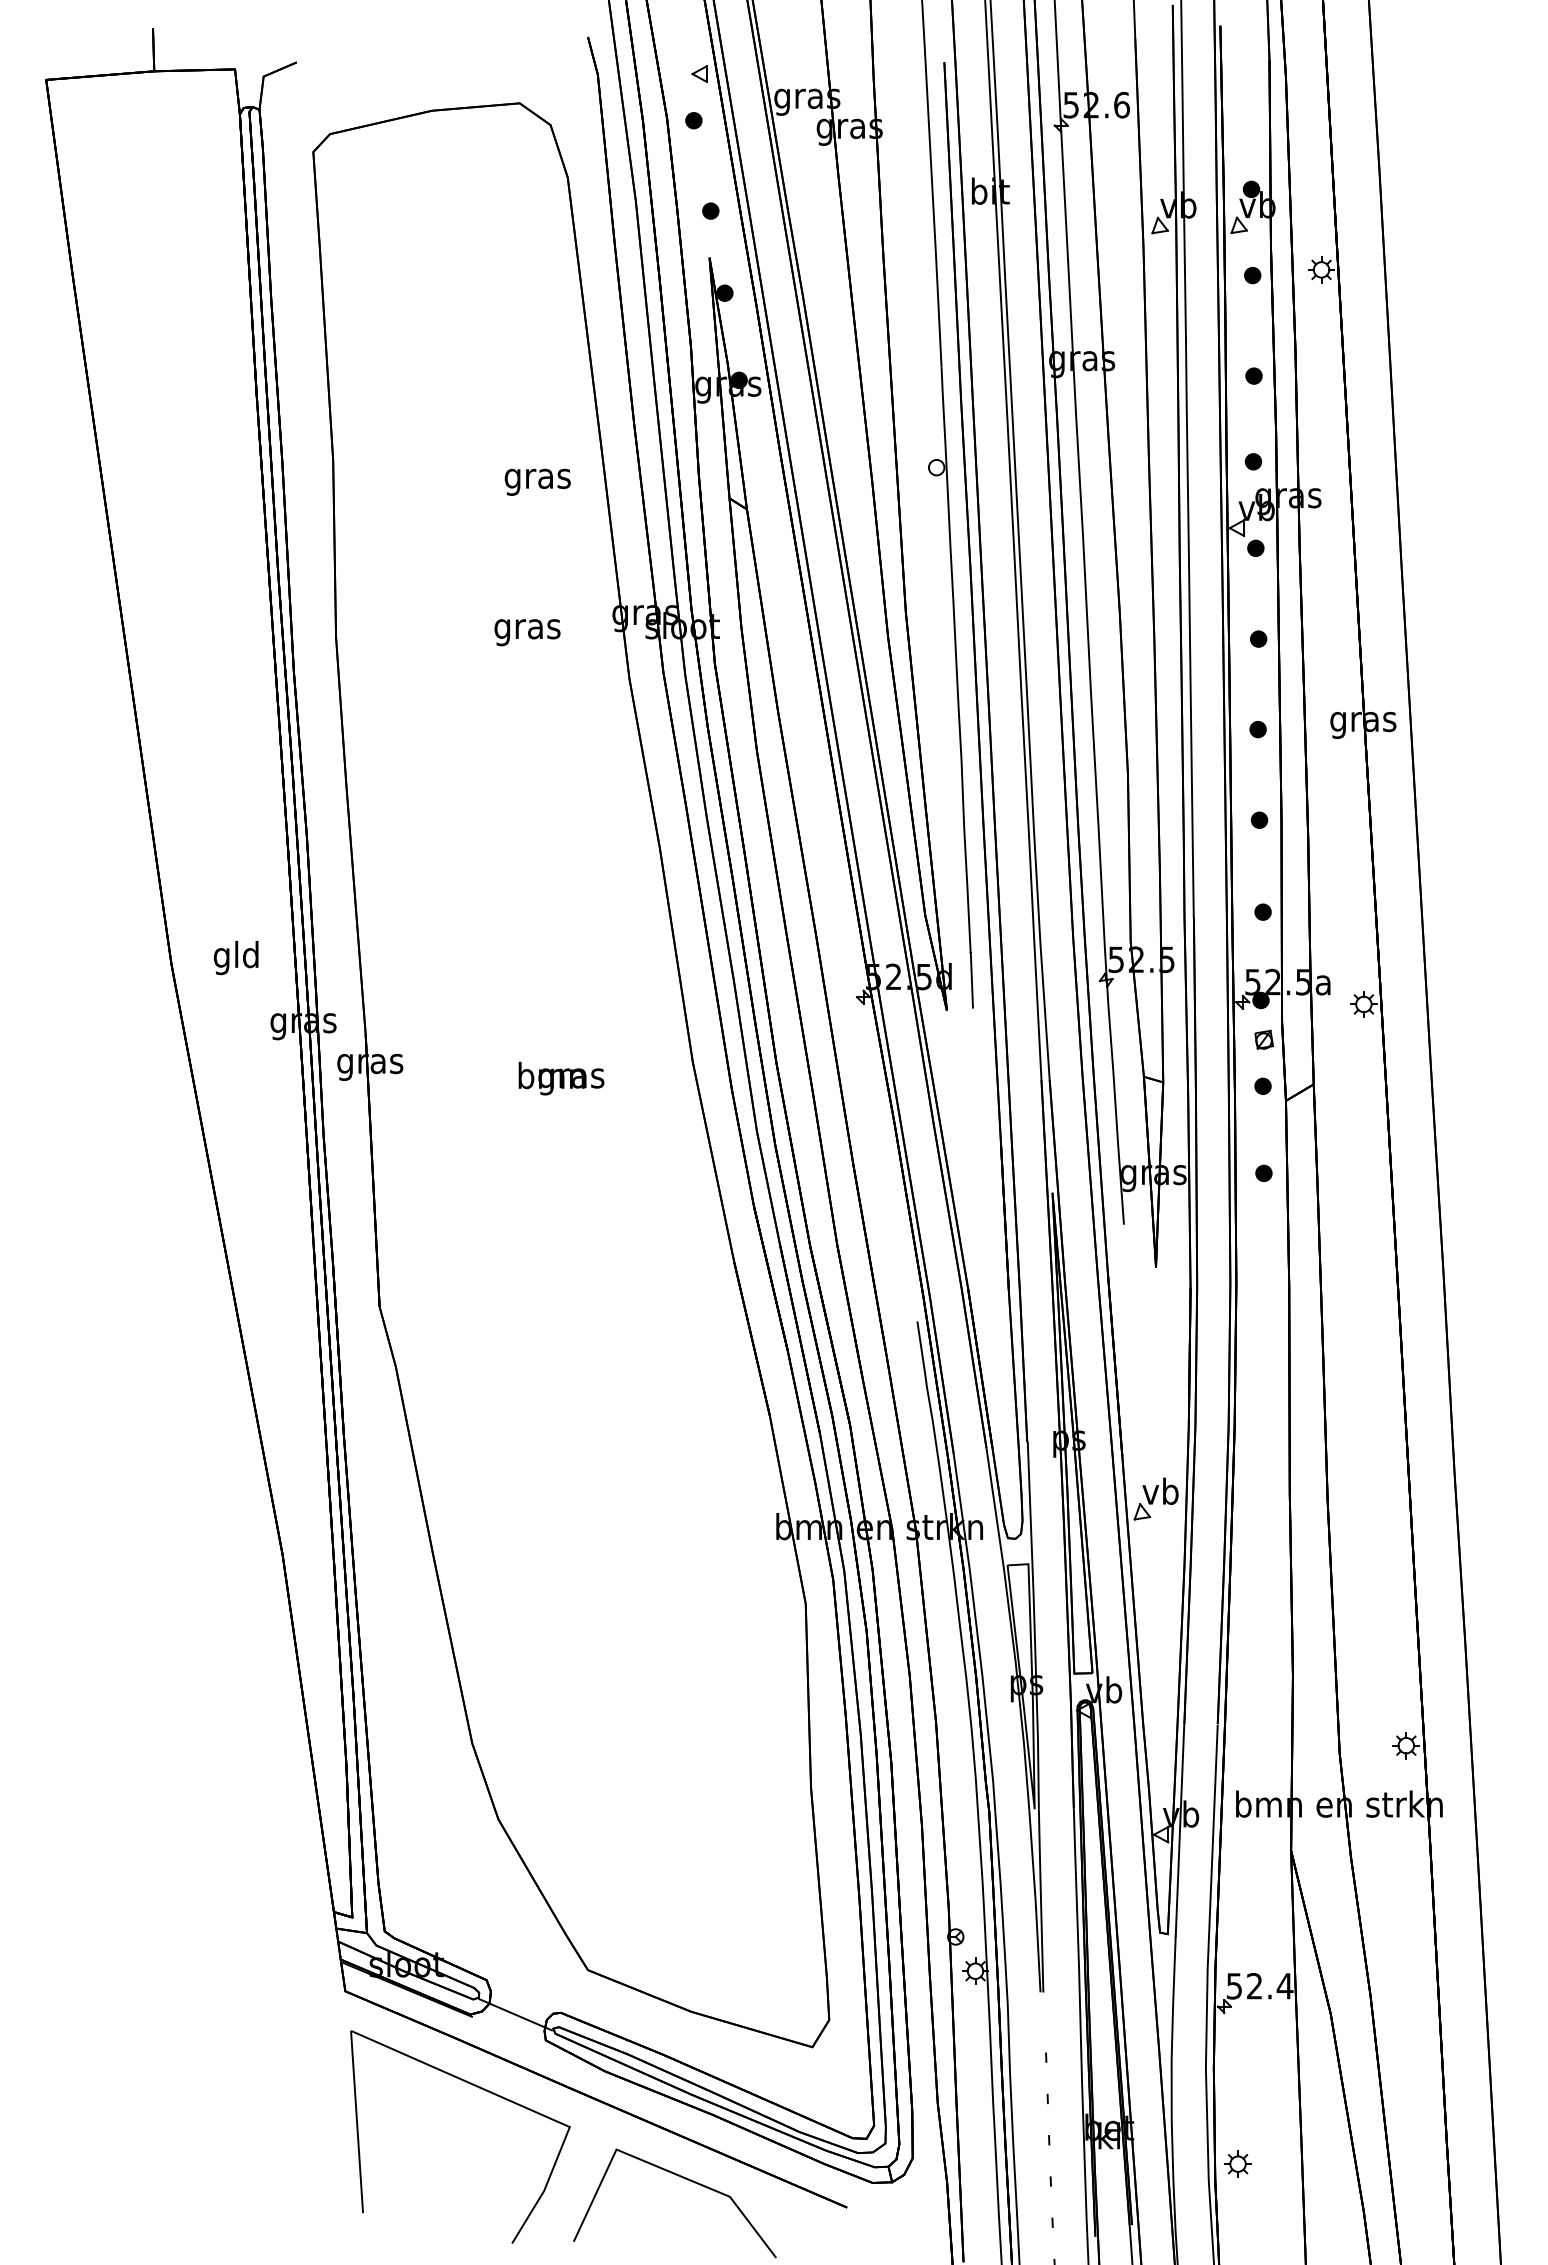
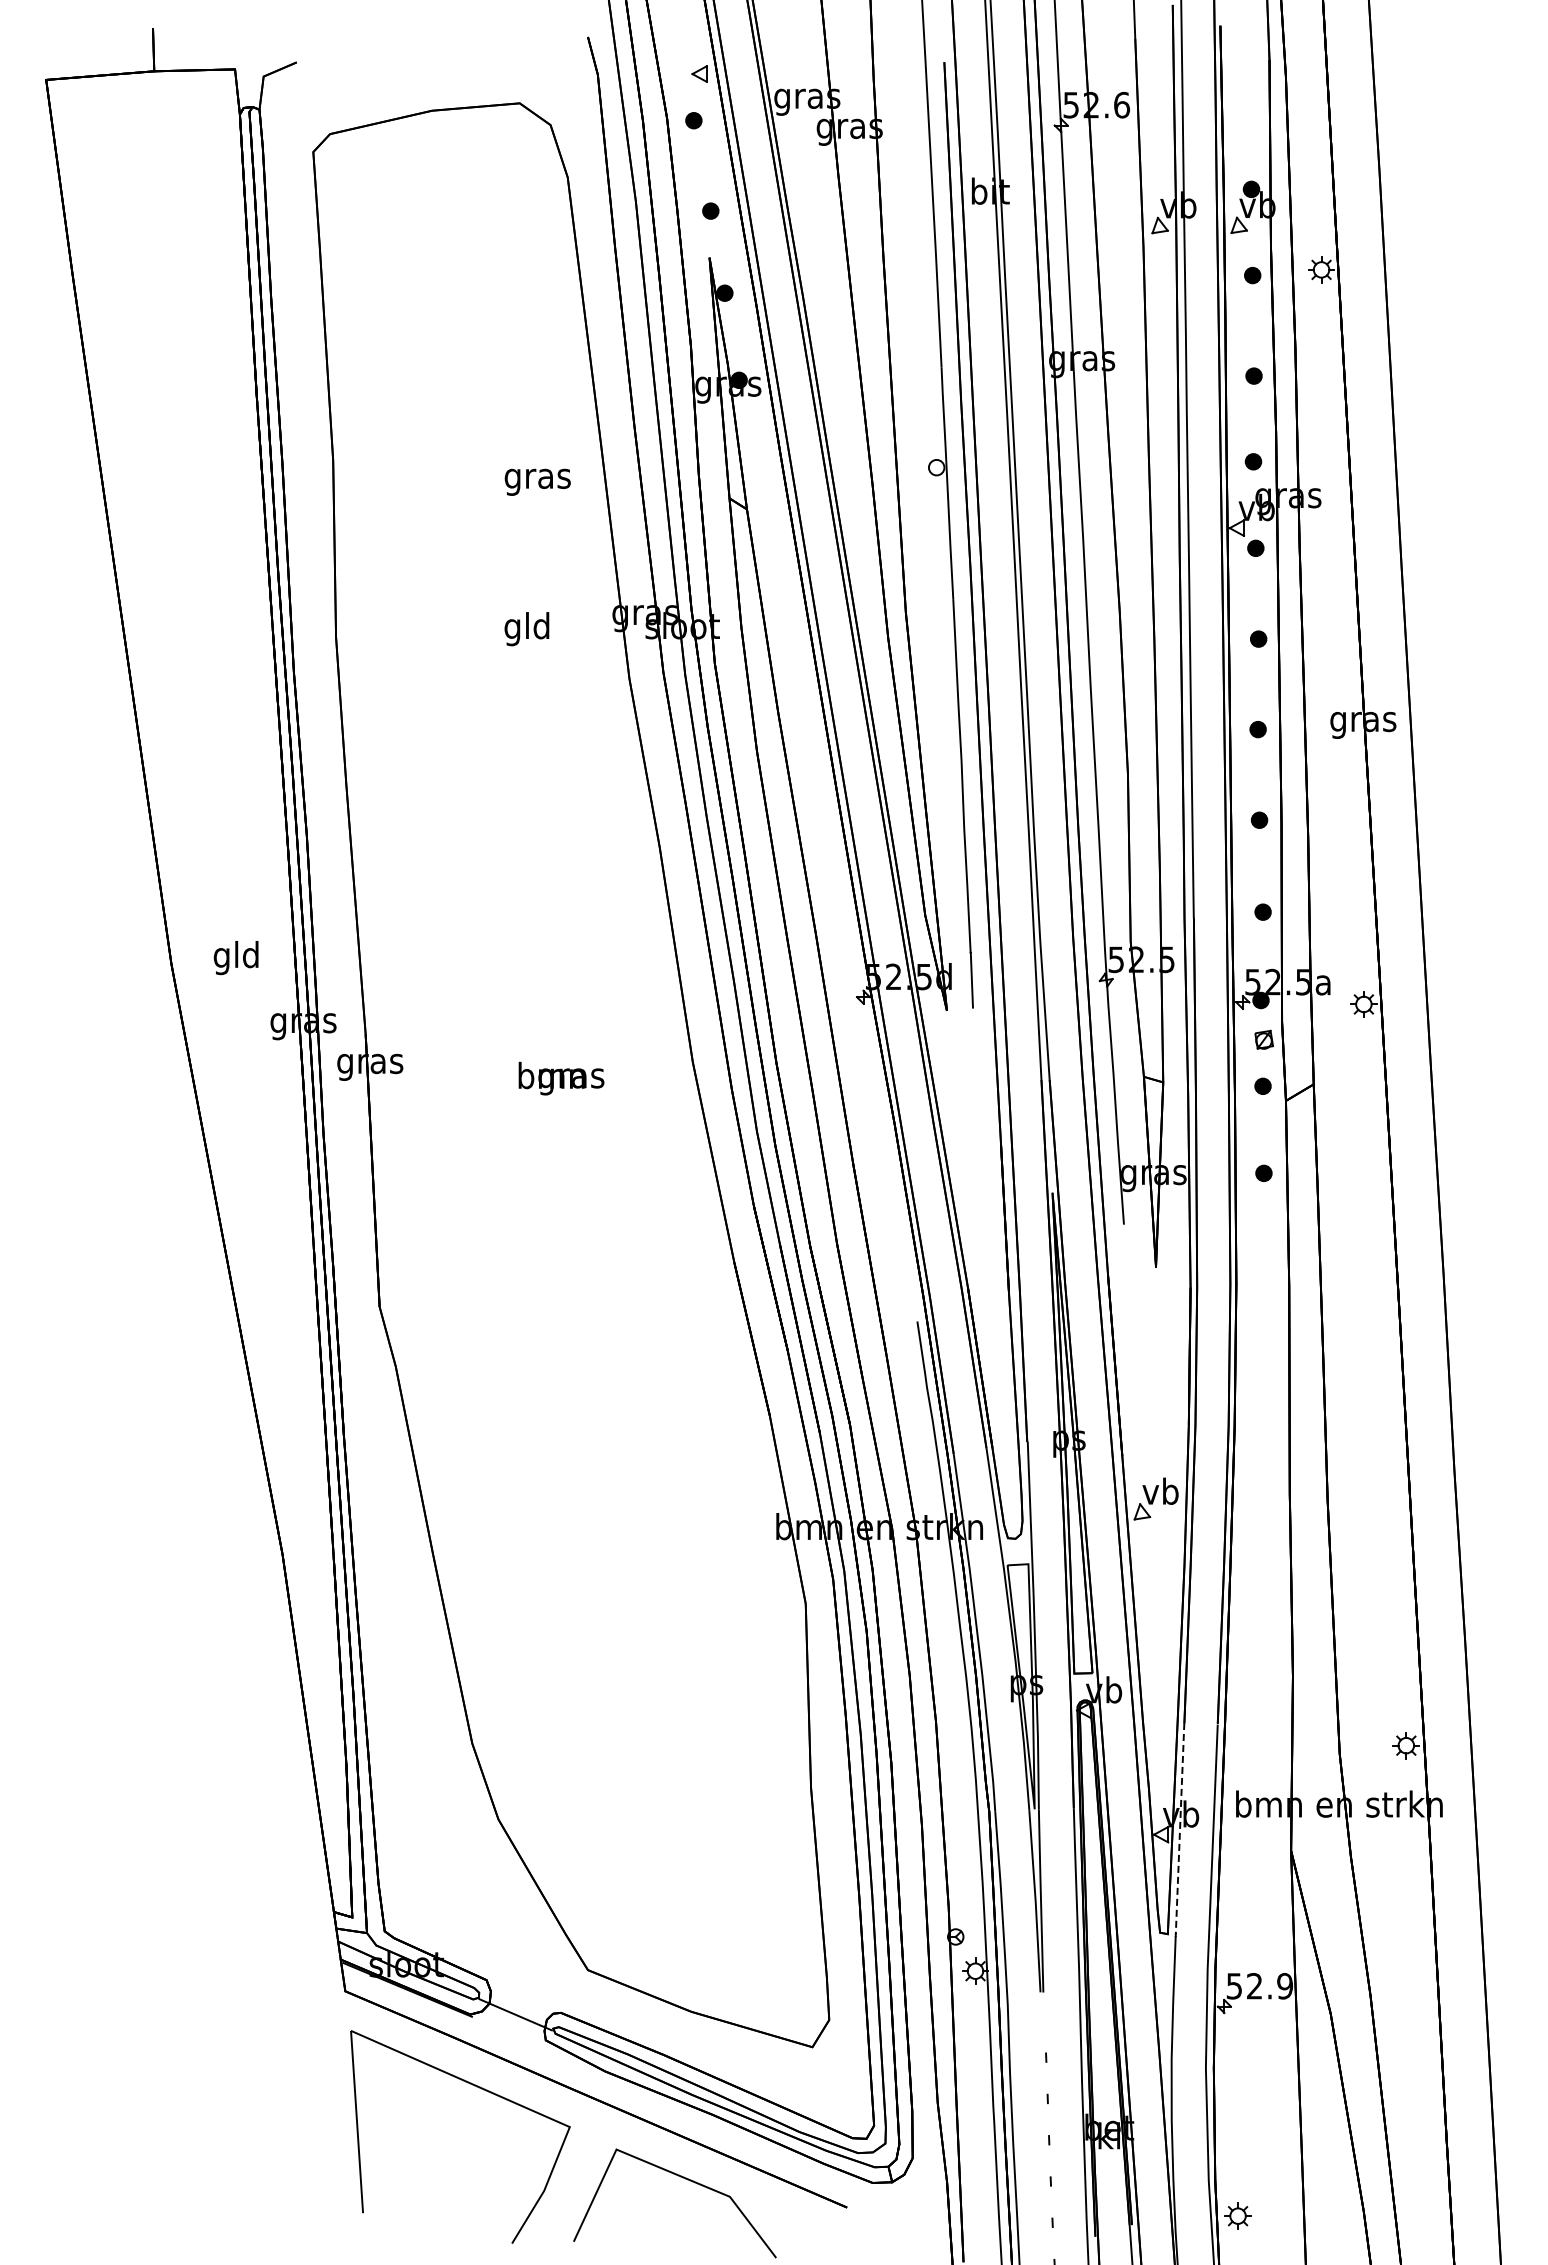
text: gras -> gld (527, 629)
line: solid -> dashed (1180, 1828)
text: 52.4 -> 52.9 (1284, 1986)
part position: (1237, 2163) -> (1237, 2215) (1237, 2215)
